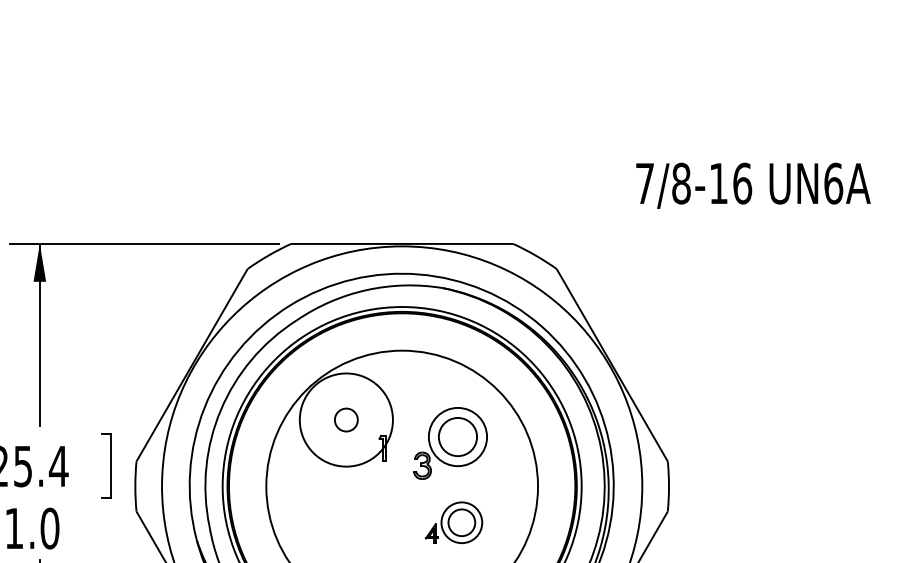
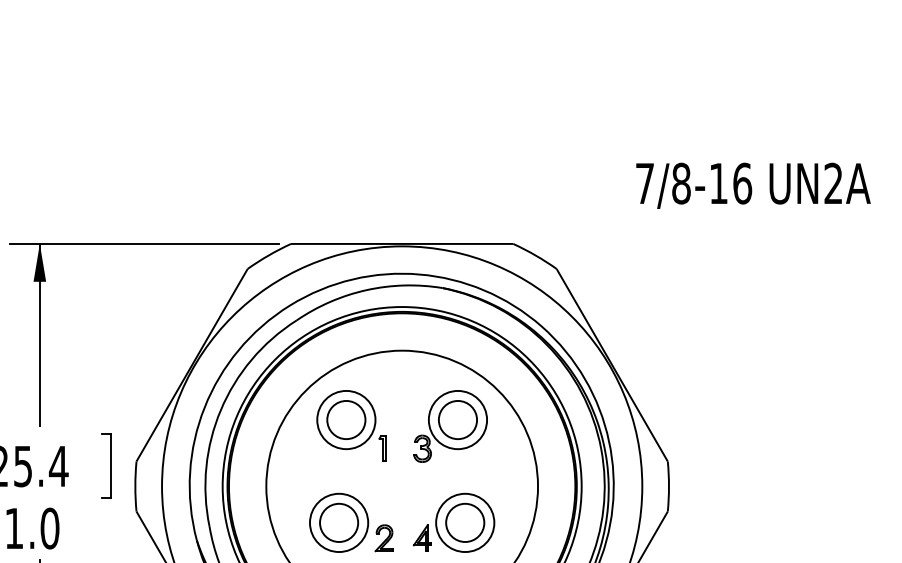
text: UN6A -> UN2A (833, 183)
circle diameter: 23 px -> 38 px (346, 419)
circle diameter: 93 px -> 58 px (346, 419)
part position: (450, 443) -> (450, 426) (450, 426)
part: none -> present (351, 522)
part size: 60x43 px -> 84x61 px (453, 522)
